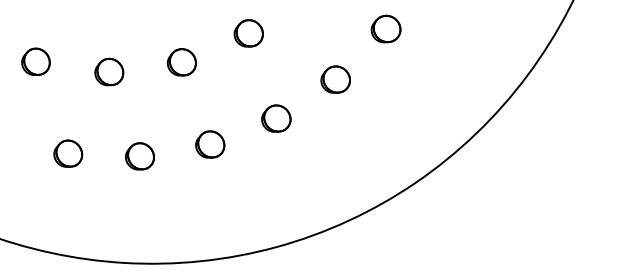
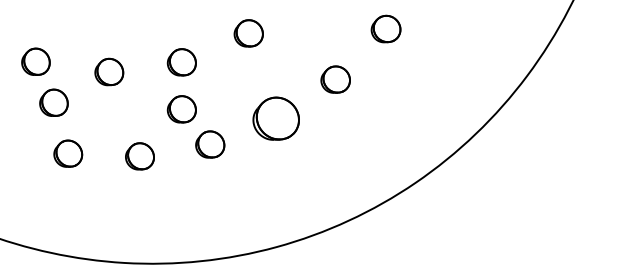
part: none -> present (53, 102)
part: none -> present (181, 109)
part size: 31x29 px -> 48x45 px (275, 118)
